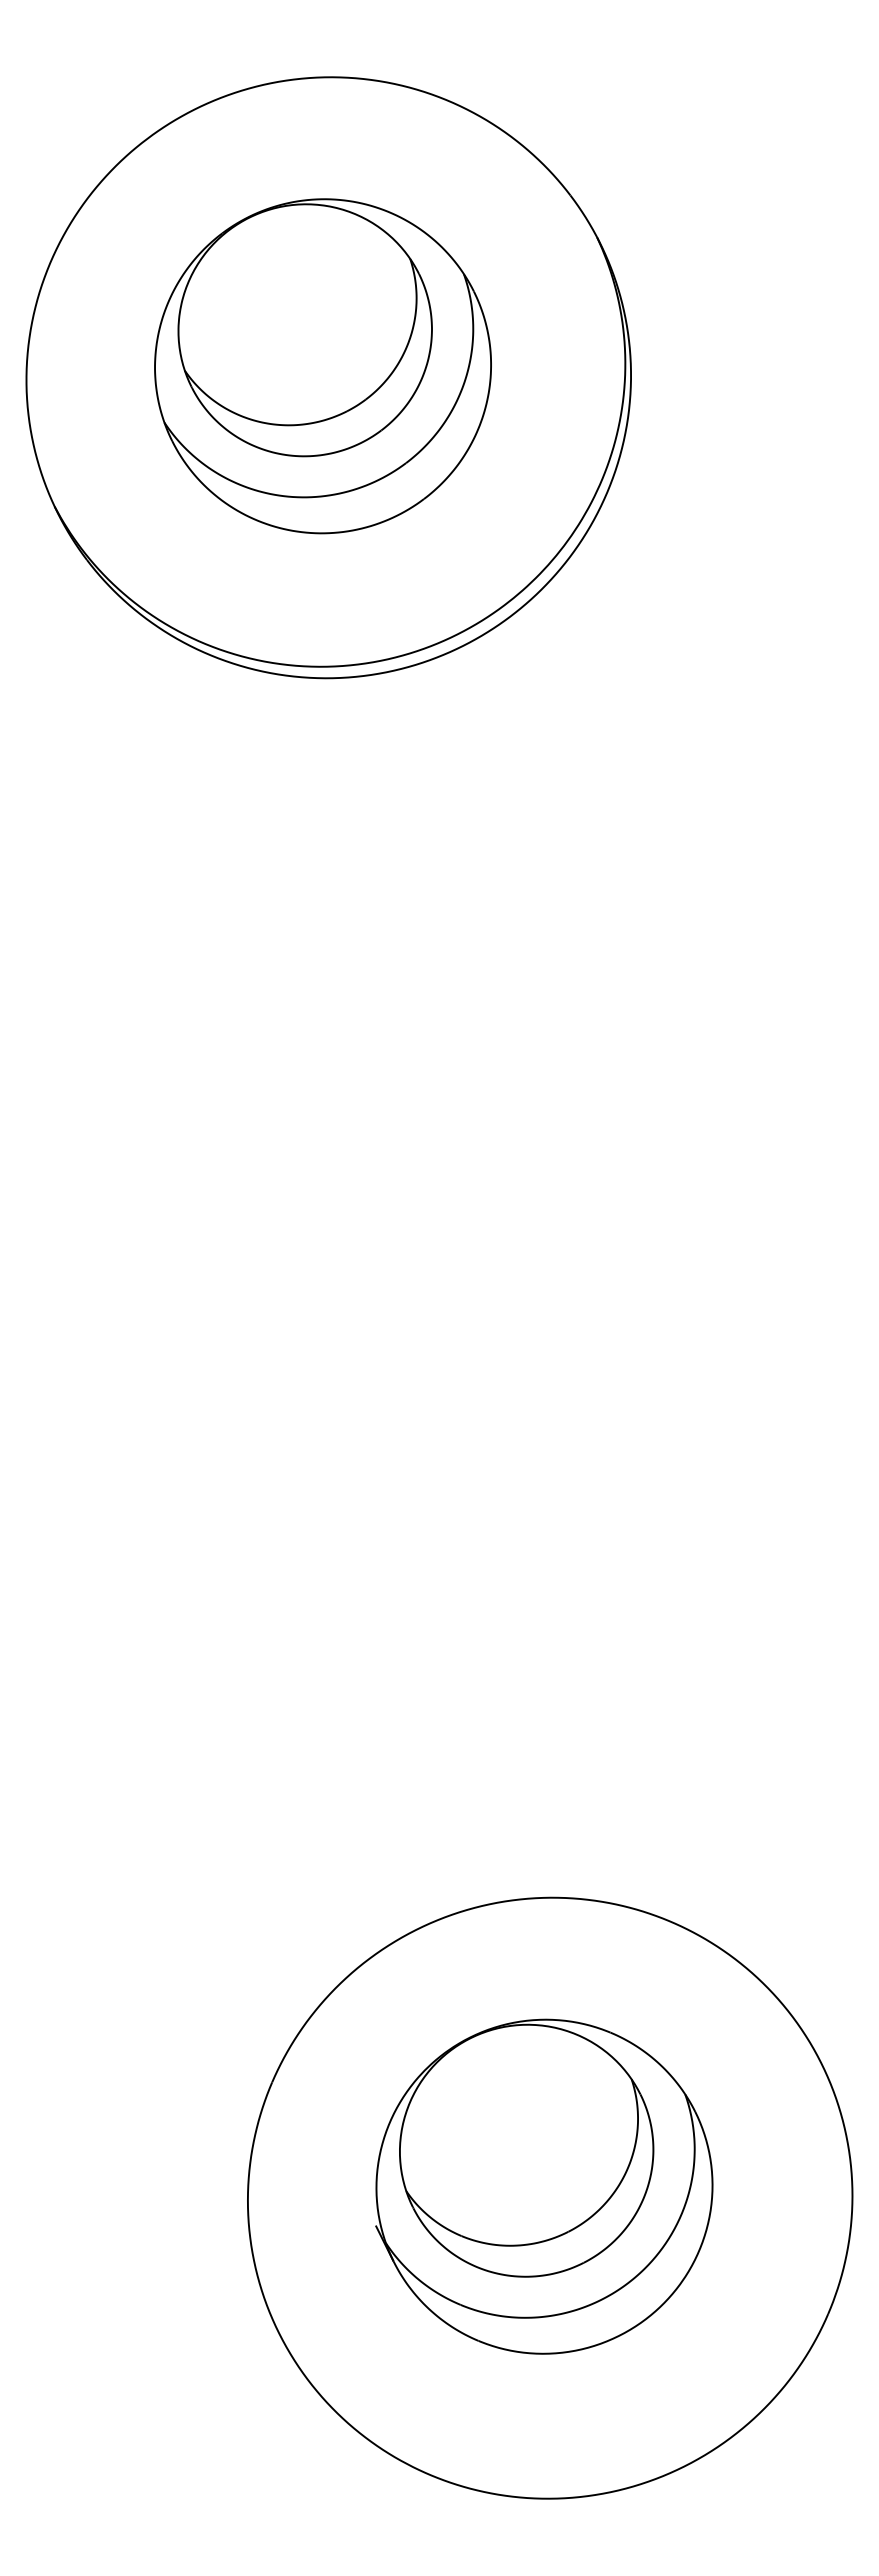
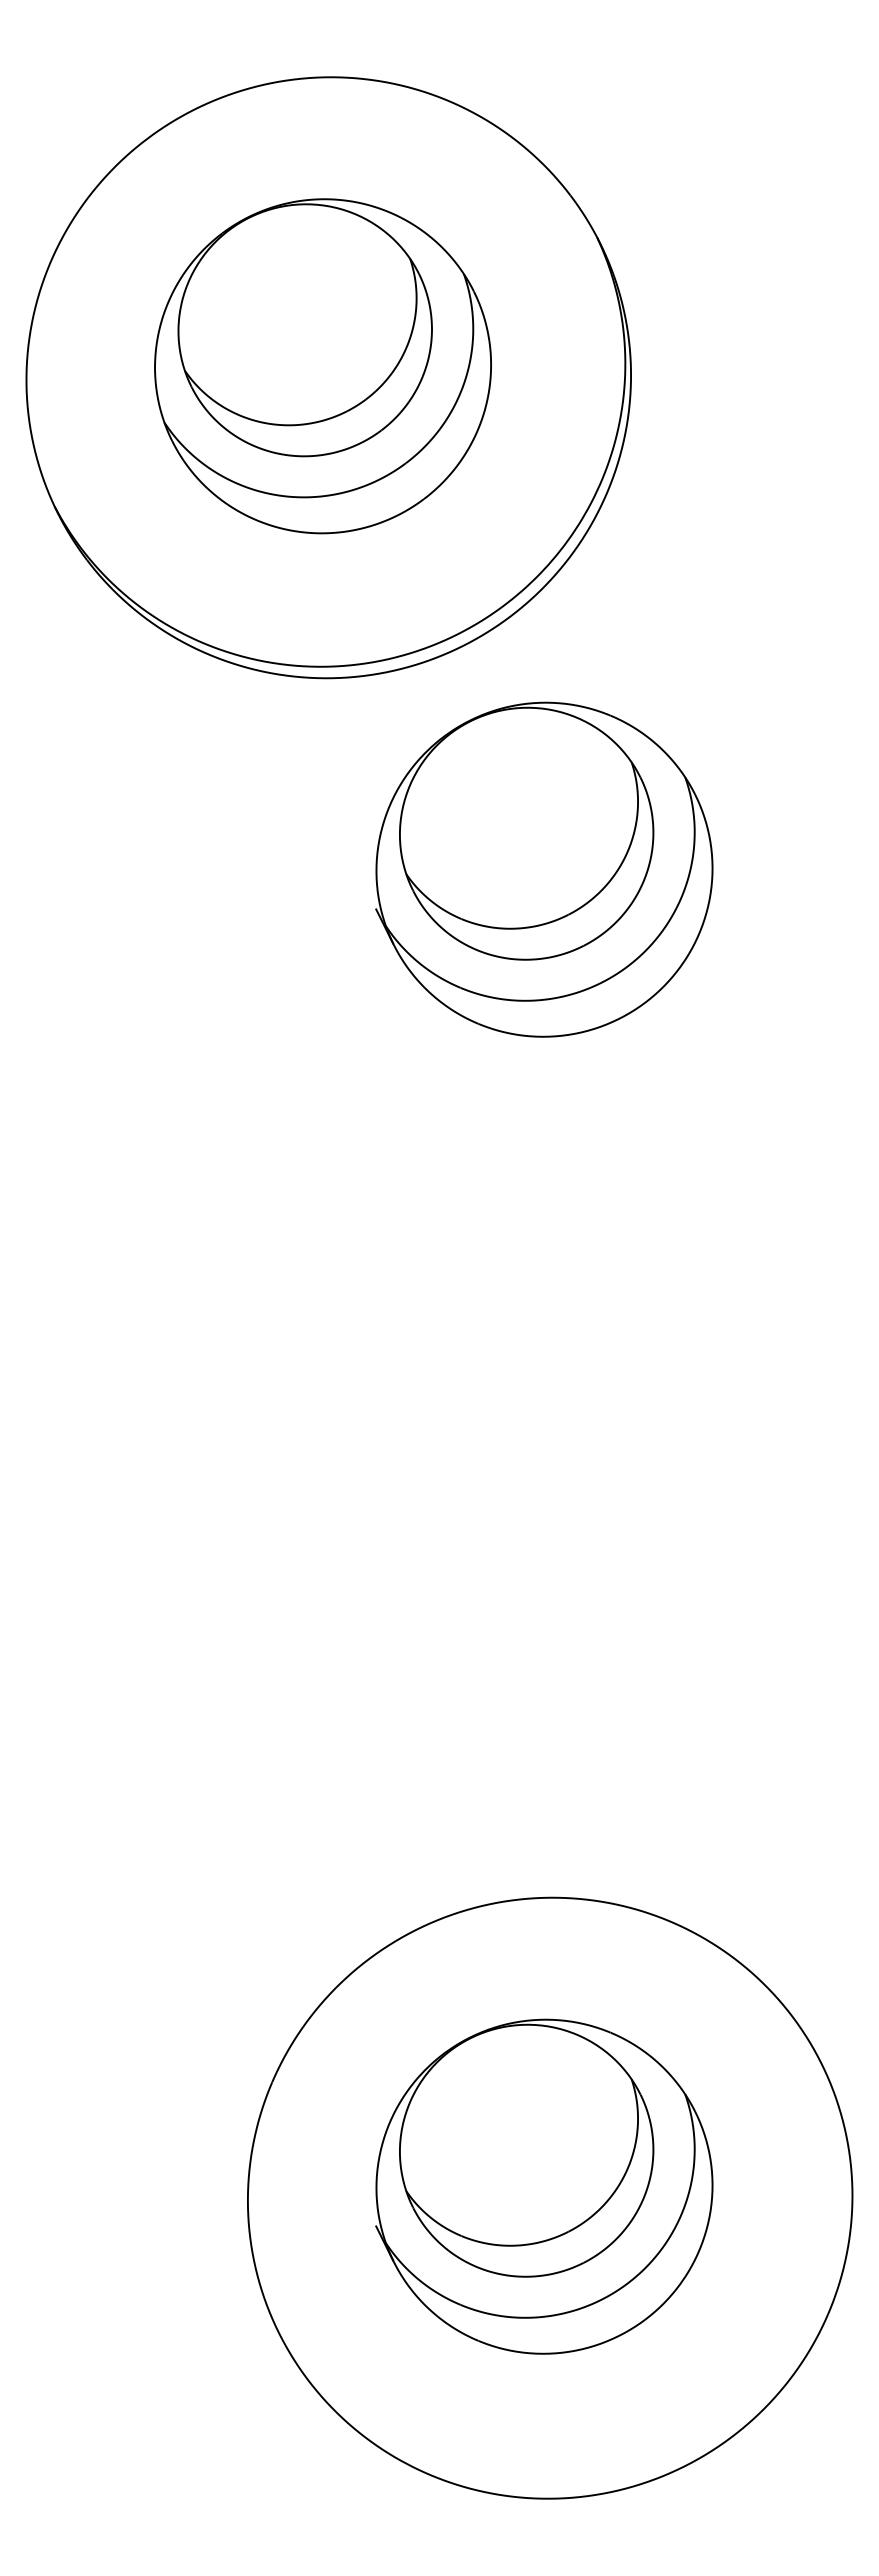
part: none -> present (544, 869)
